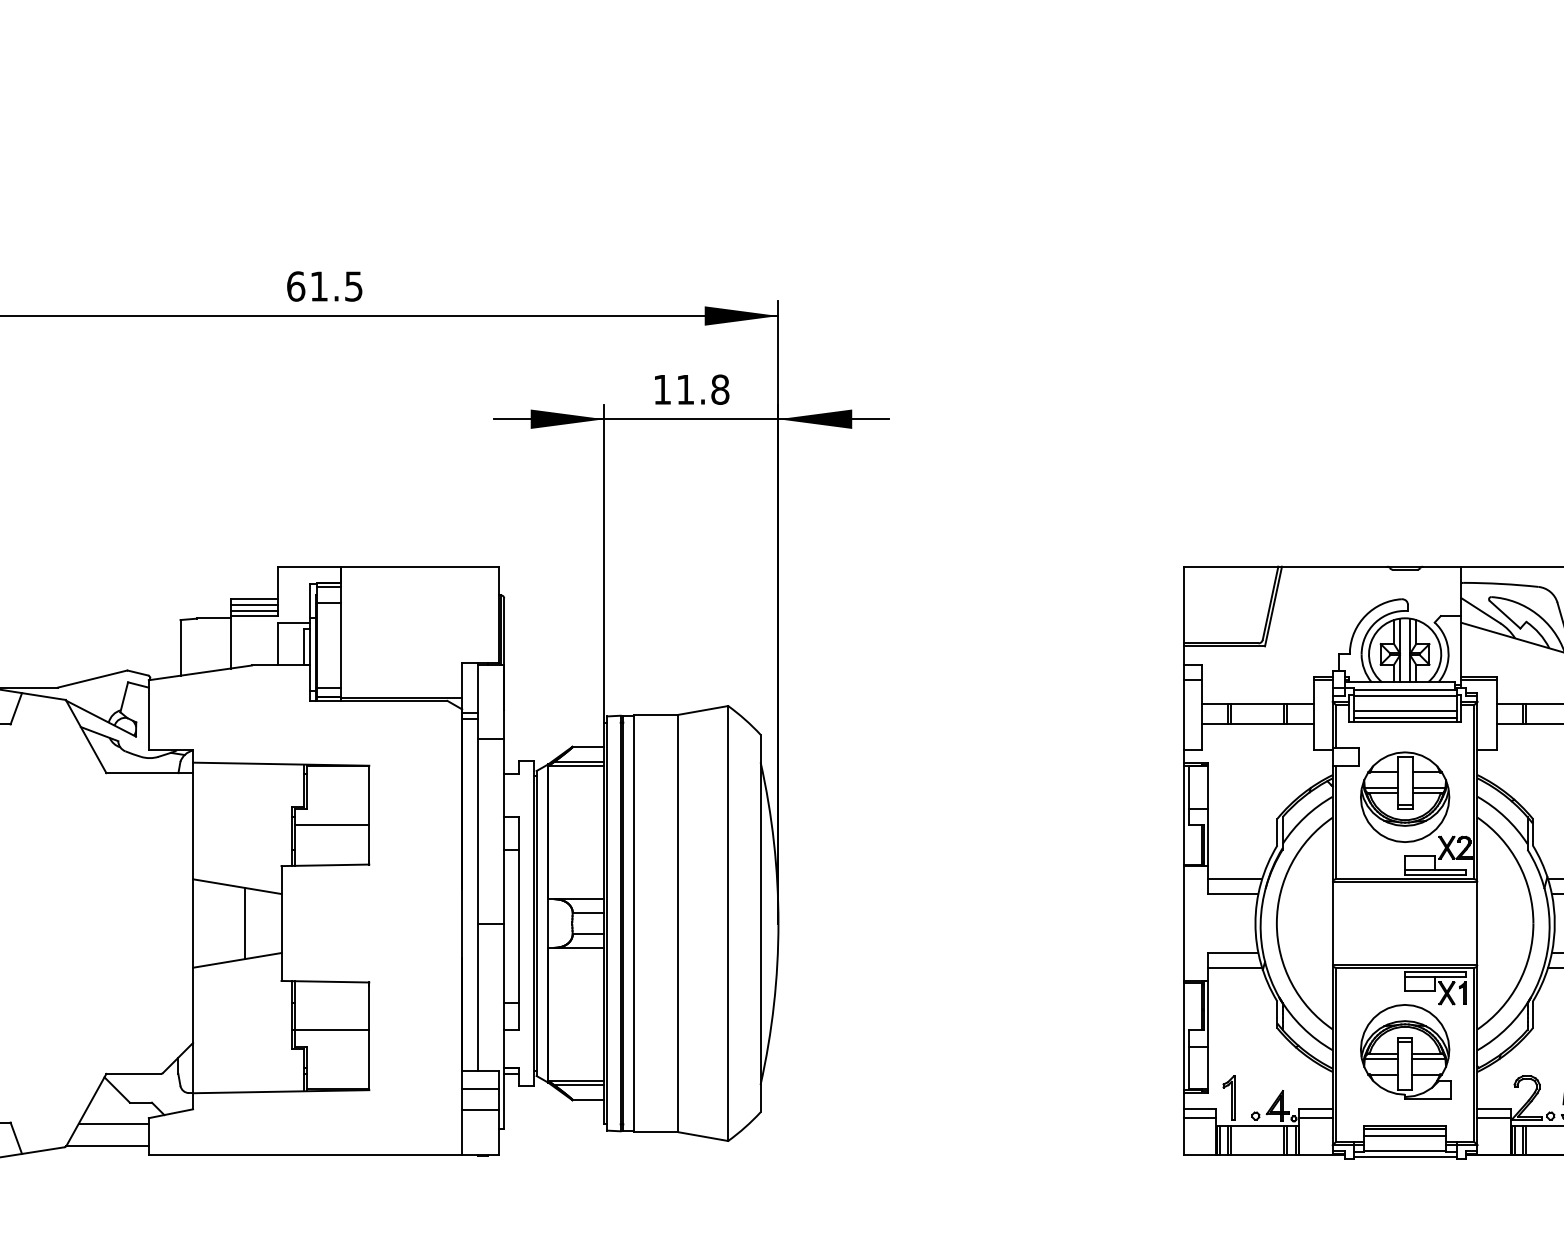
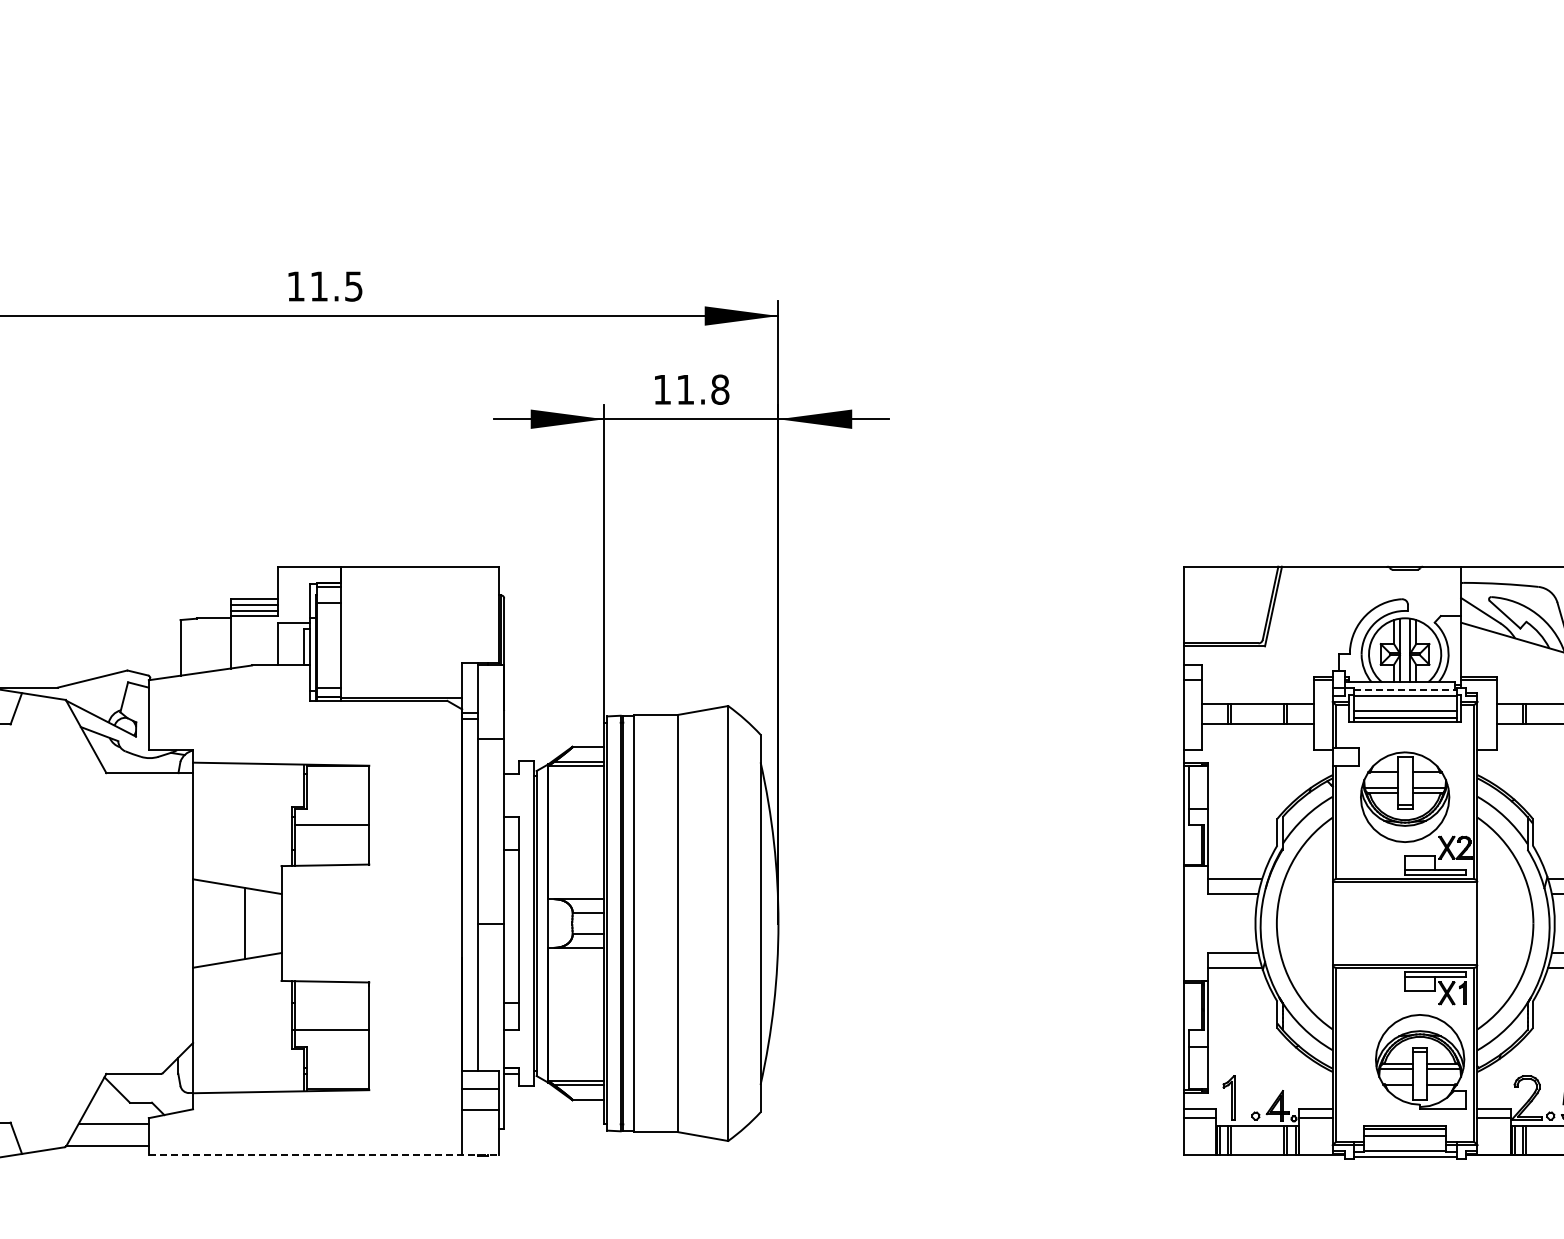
text: 61.5 -> 11.5 (296, 286)
line: solid -> dashed (1405, 689)
part position: (1405, 1051) -> (1420, 1061) (1420, 1061)
line: solid -> dashed (324, 1155)
